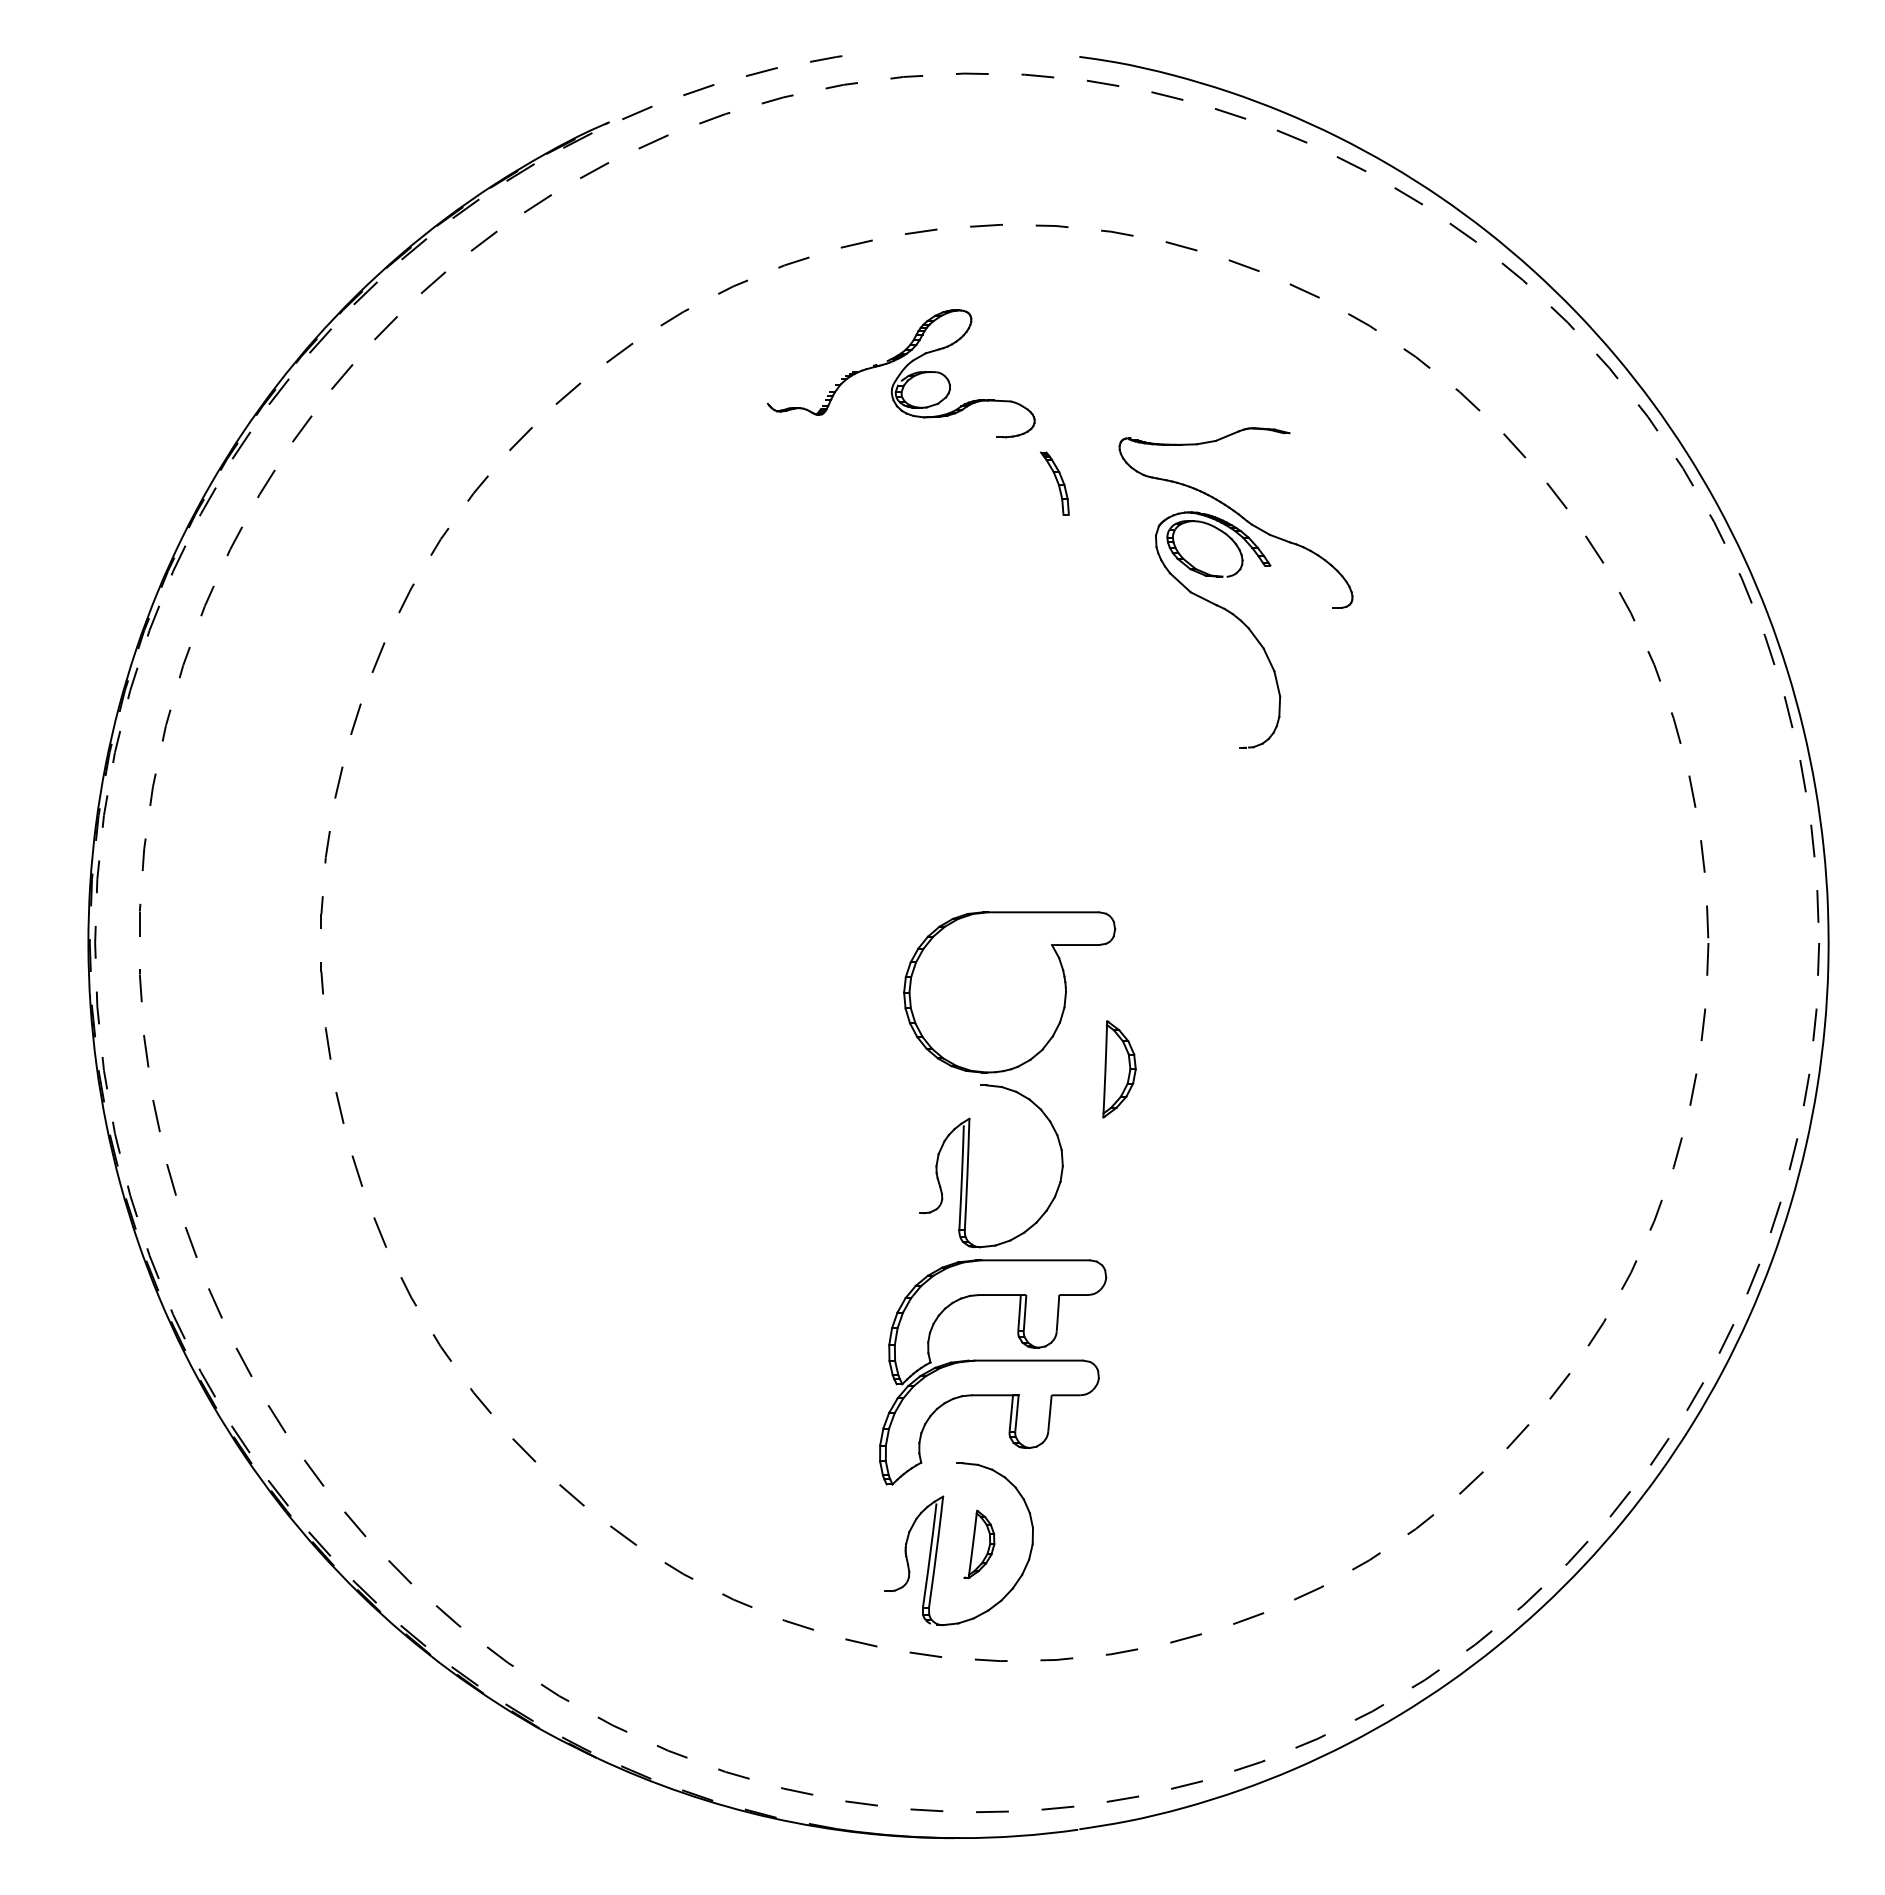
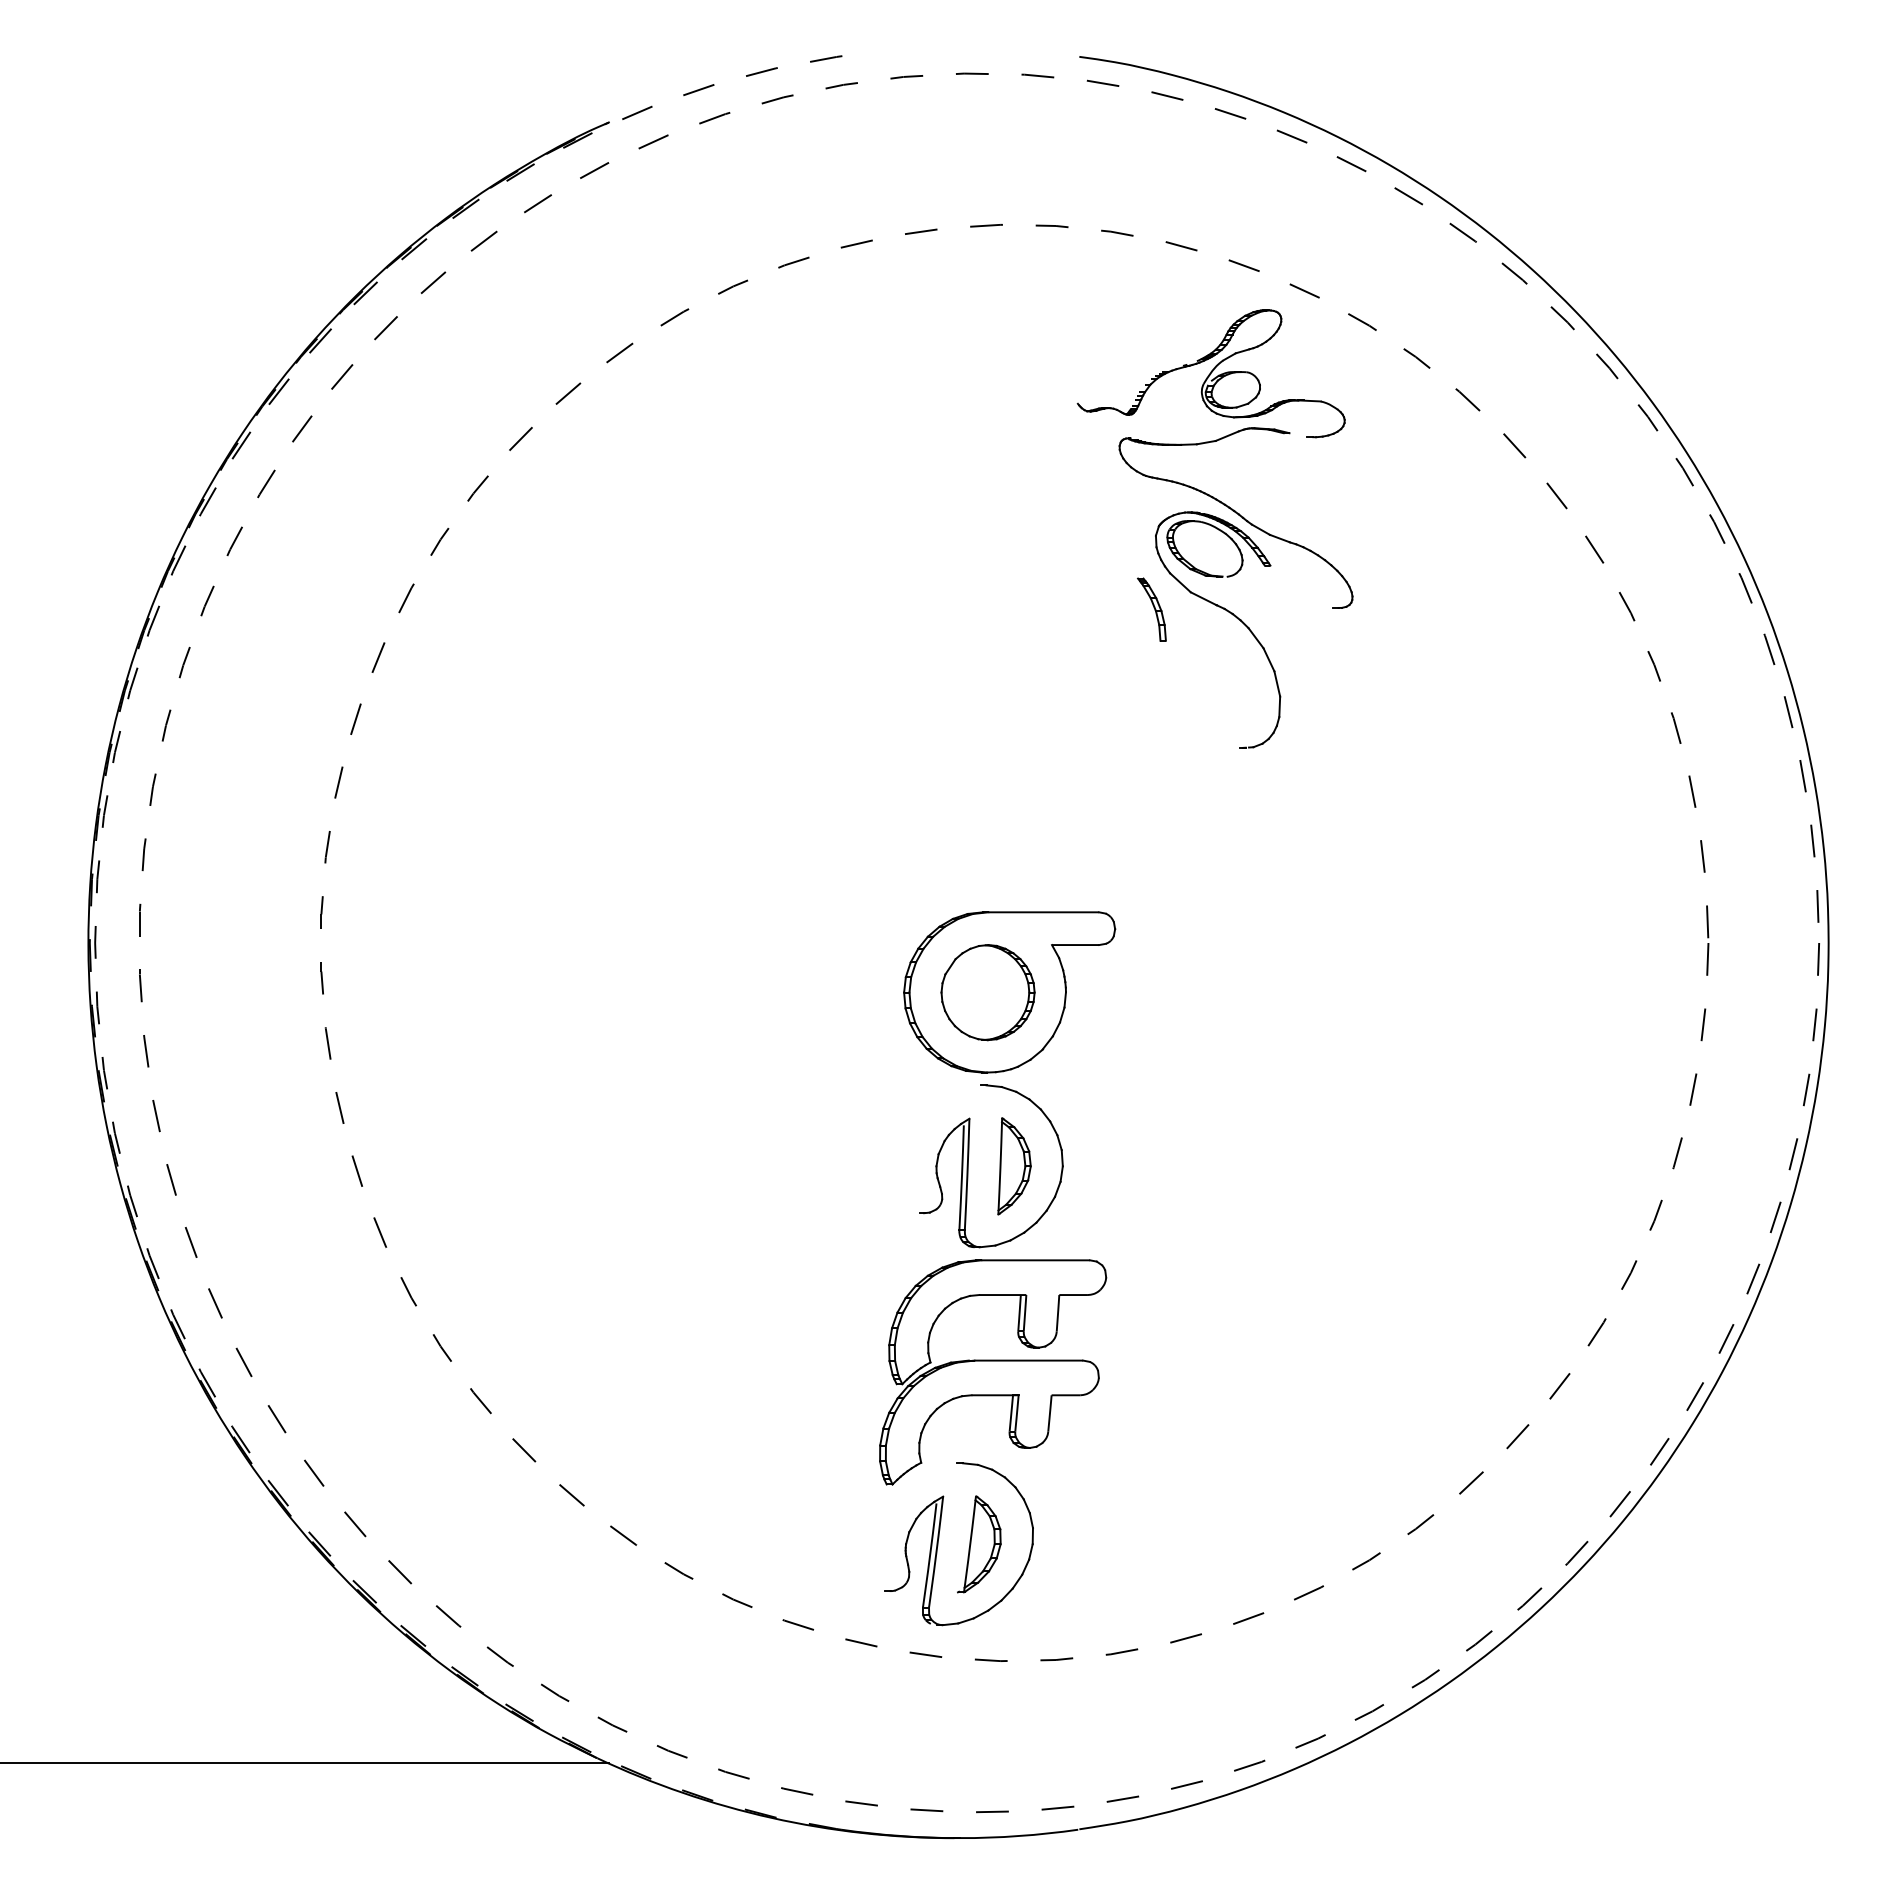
part position: (900, 373) -> (1210, 373) (1210, 373)
part position: (1054, 483) -> (1151, 609) (1151, 609)
part: none -> present (987, 992)
part position: (1119, 1069) -> (1014, 1166) (1014, 1166)
part size: 33x70 px -> 45x99 px (979, 1544)
line: none -> present (305, 1763)
